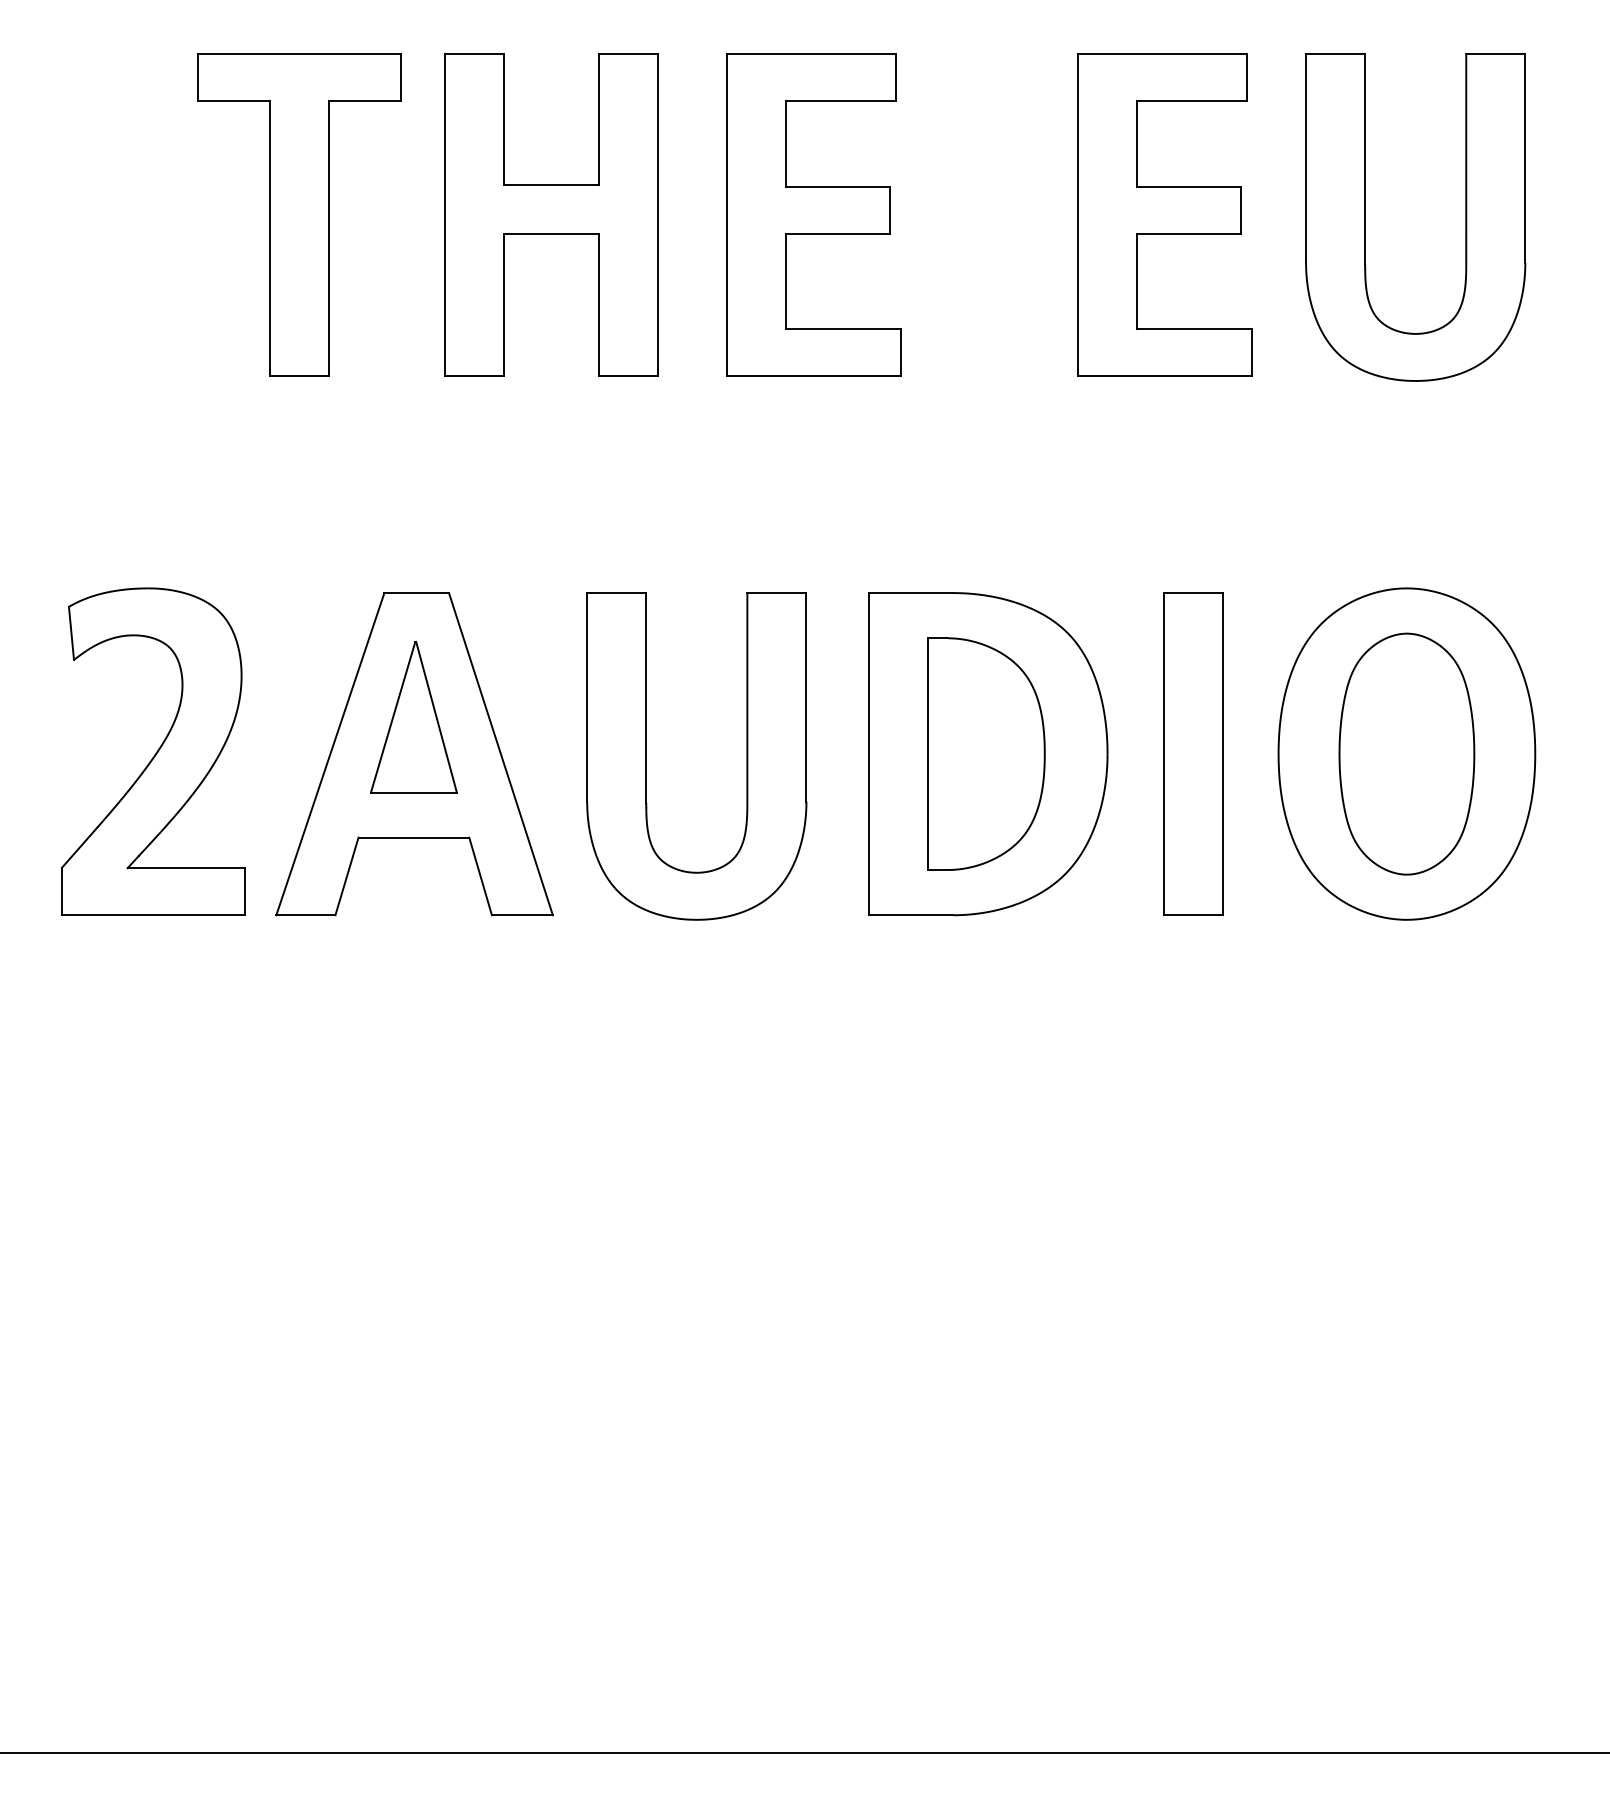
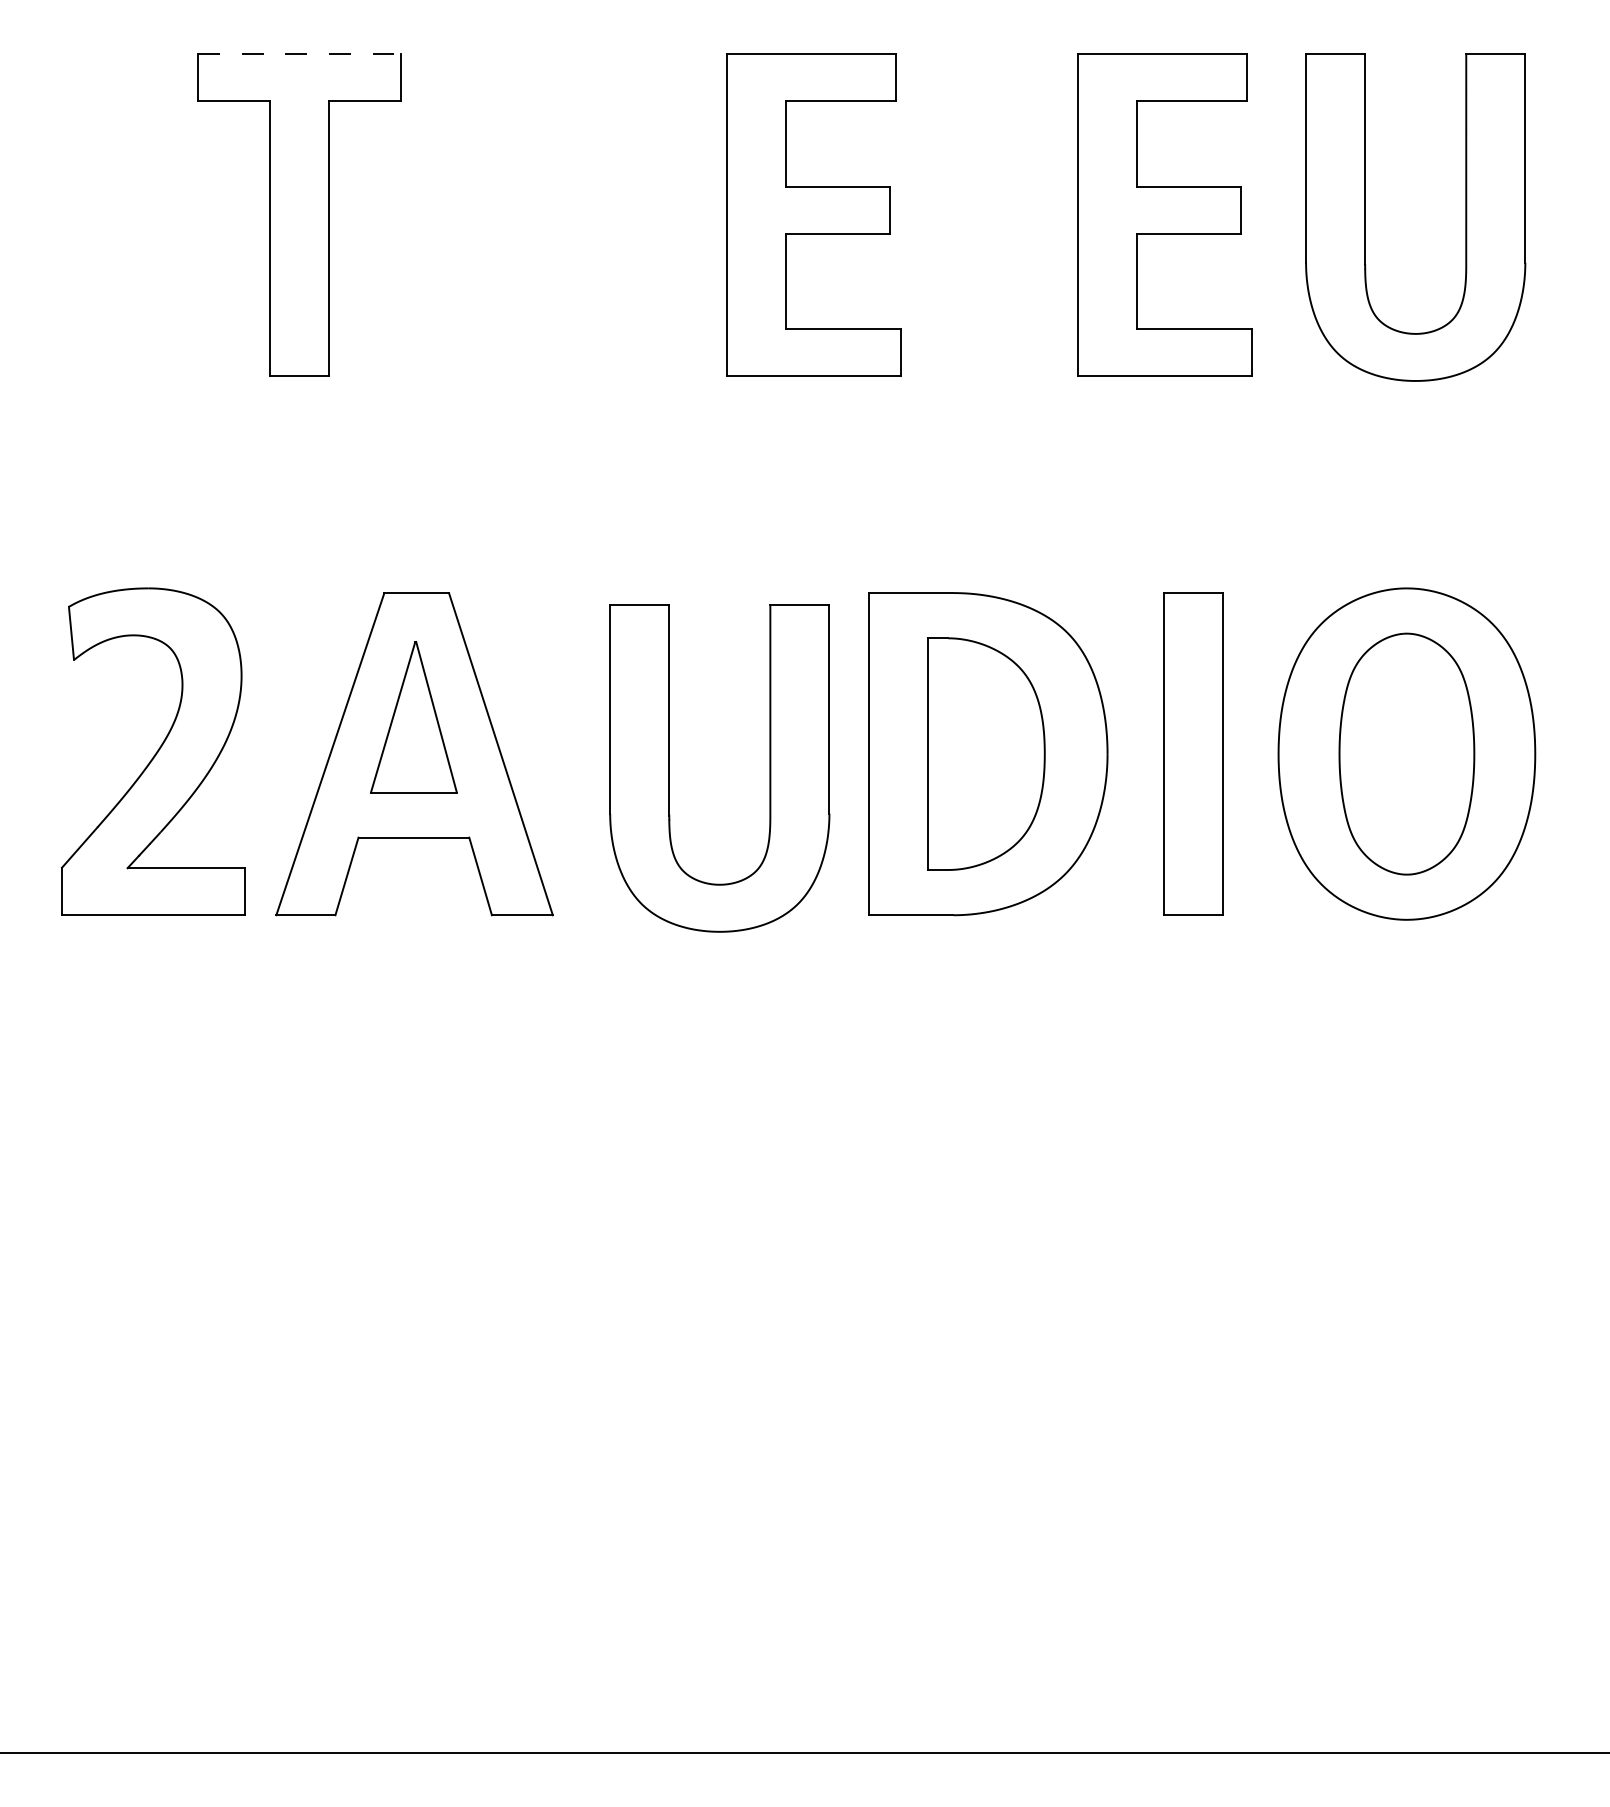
line: solid -> dashed (299, 54)
part: present -> none (551, 214)
part position: (646, 756) -> (669, 768) (669, 768)
